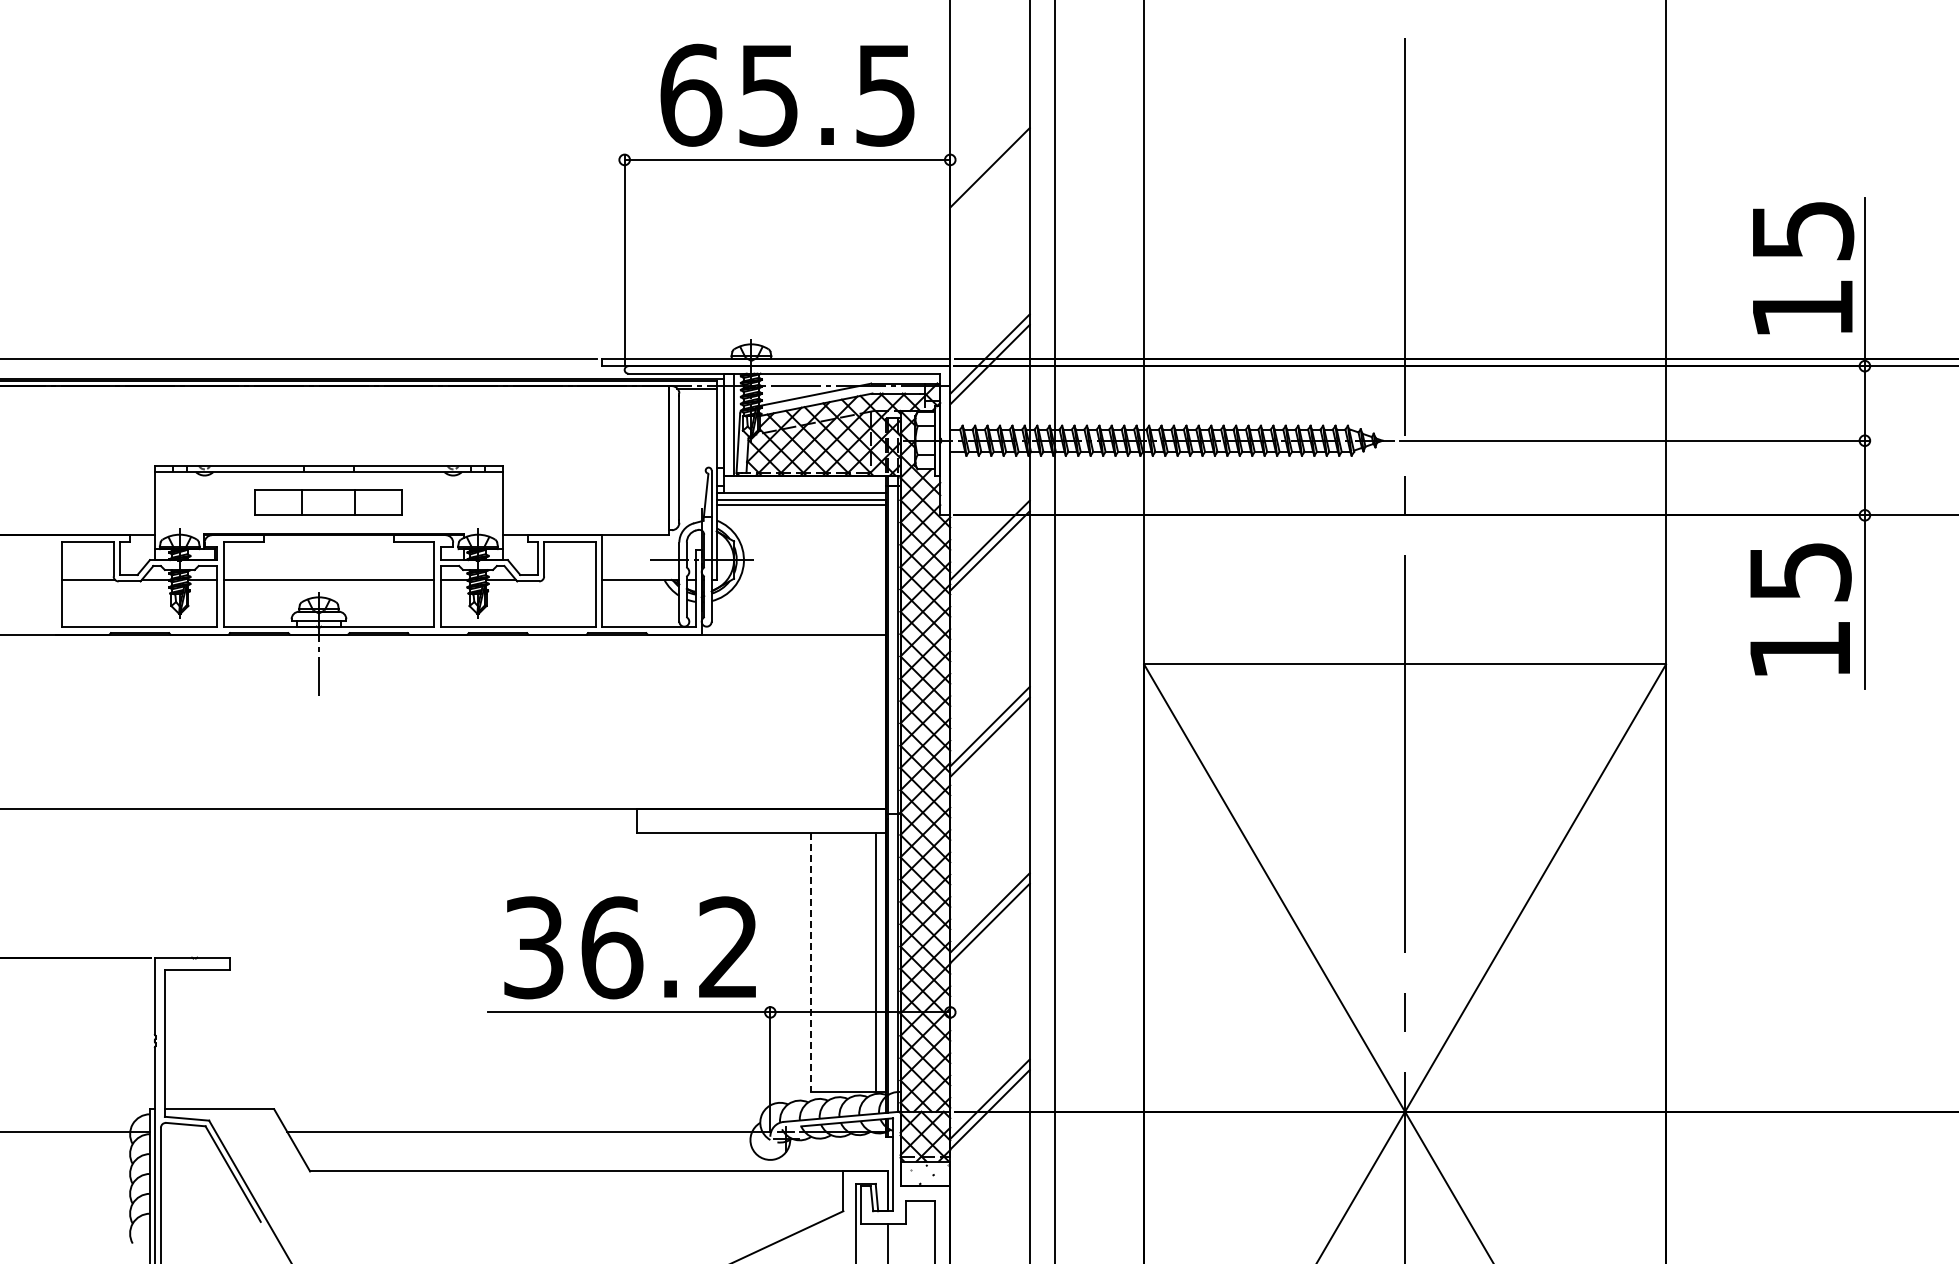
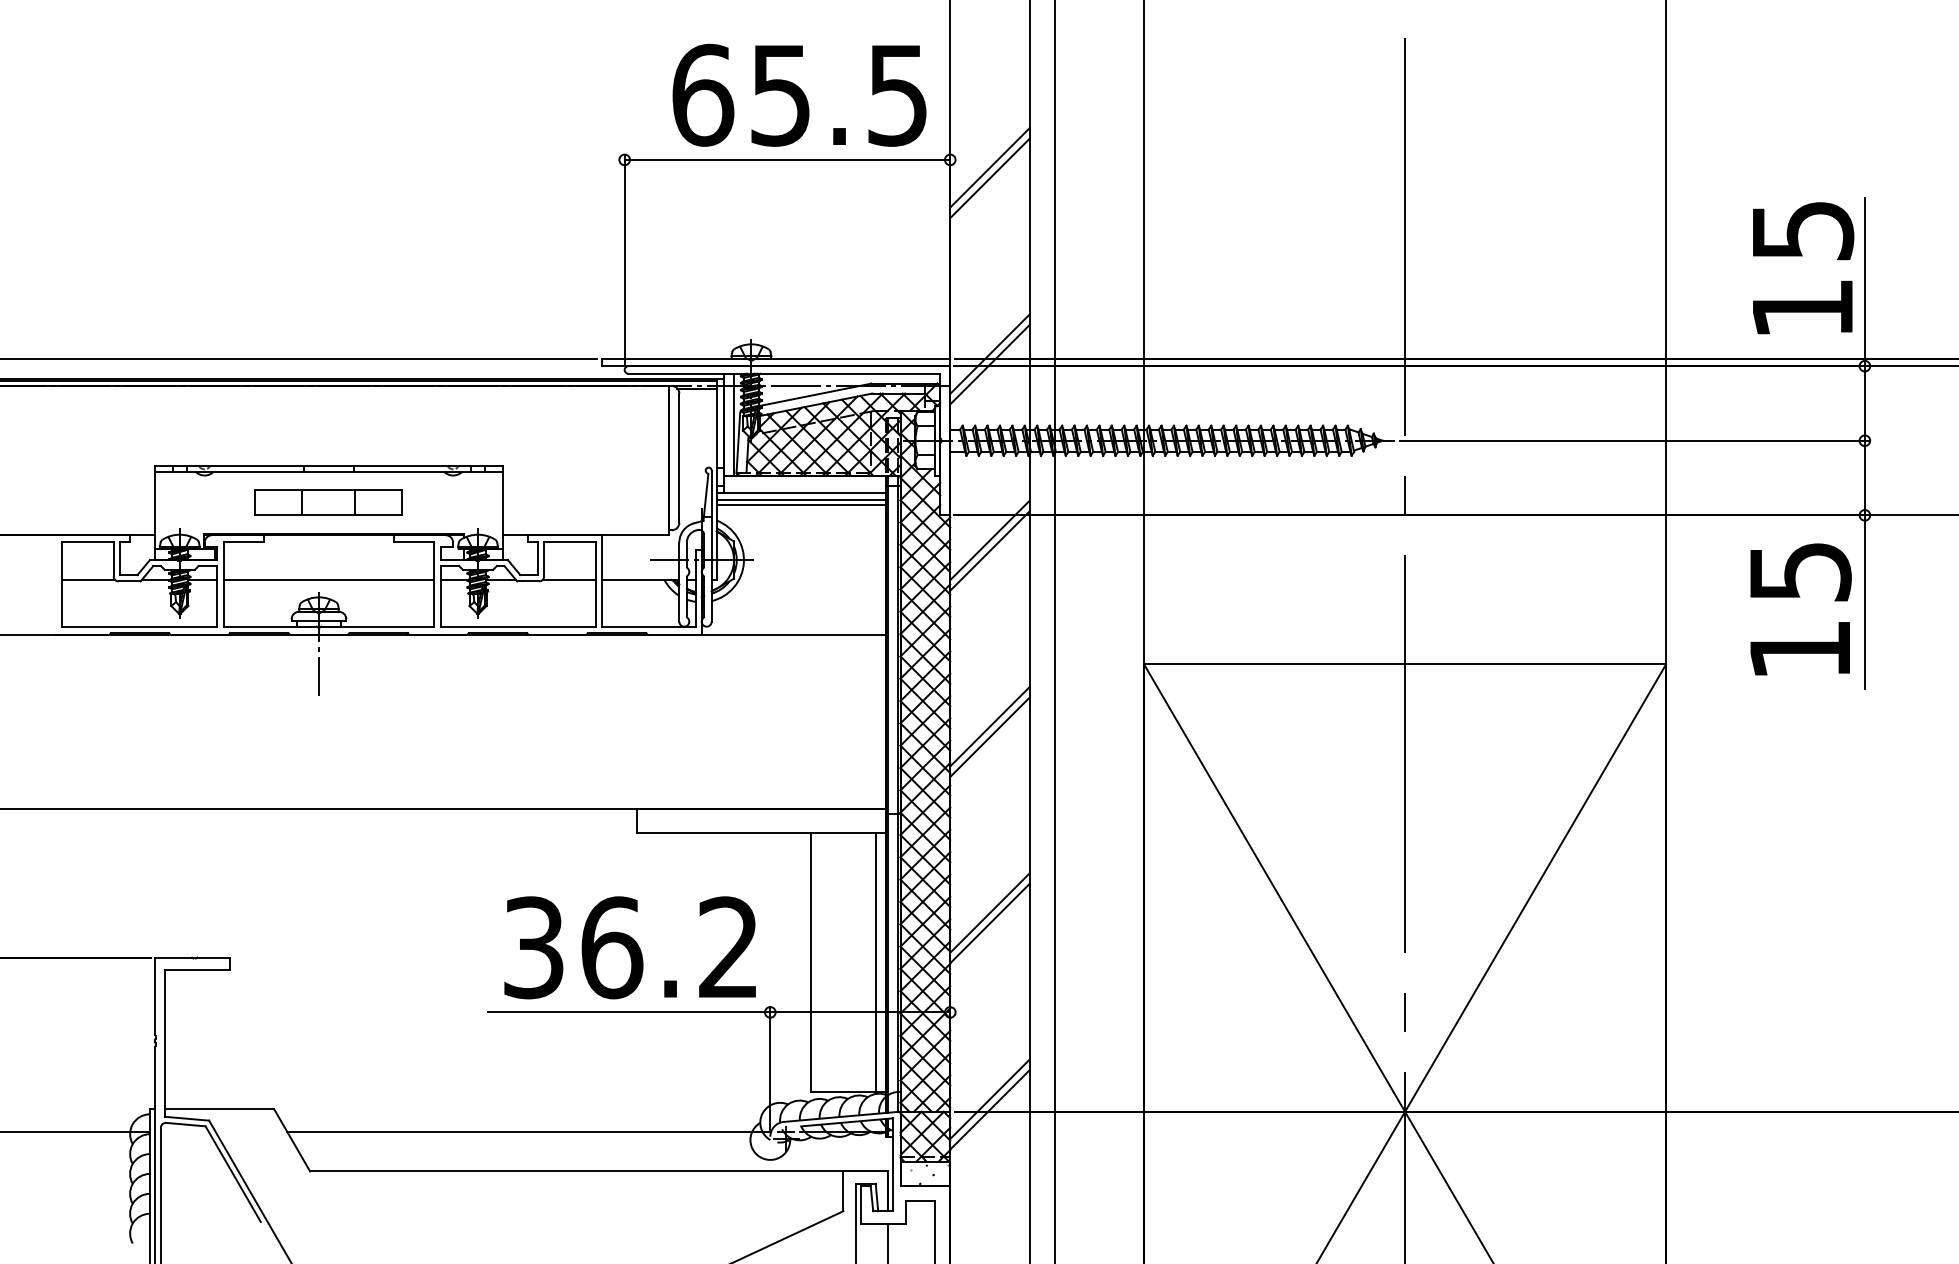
text position: (787, 94) -> (799, 94) (799, 94)
line: none -> present (989, 178)
line: none -> present (569, 579)
line: dashed -> solid (811, 963)
